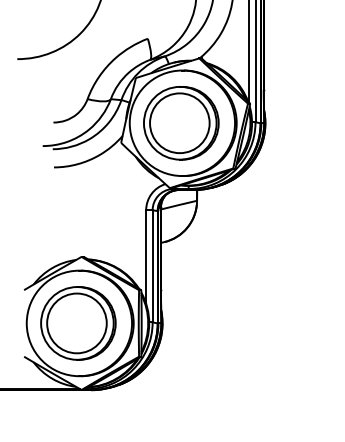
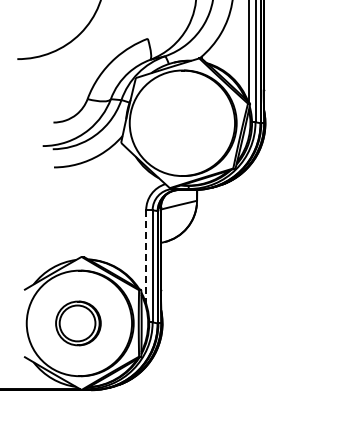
part: present -> none (181, 123)
line: solid -> dashed (146, 257)
part size: 77x75 px -> 47x47 px (78, 323)
